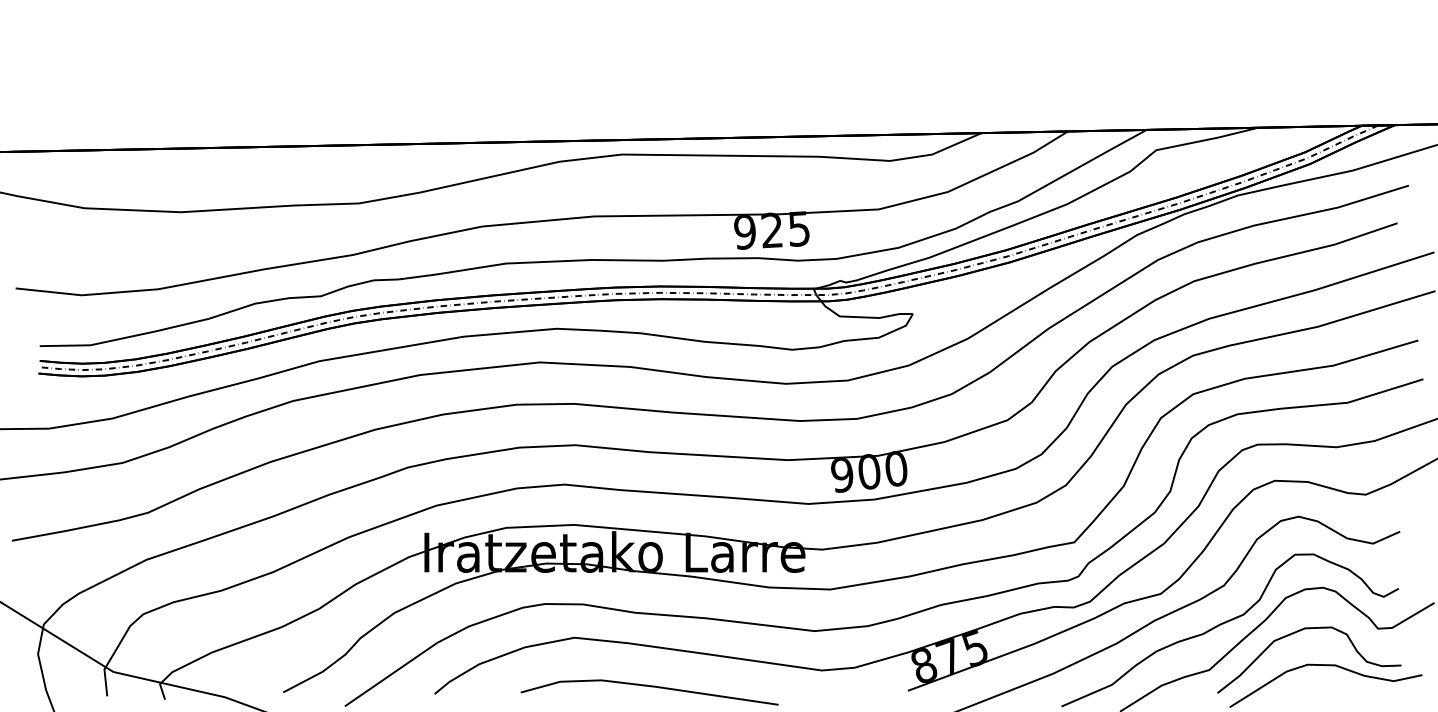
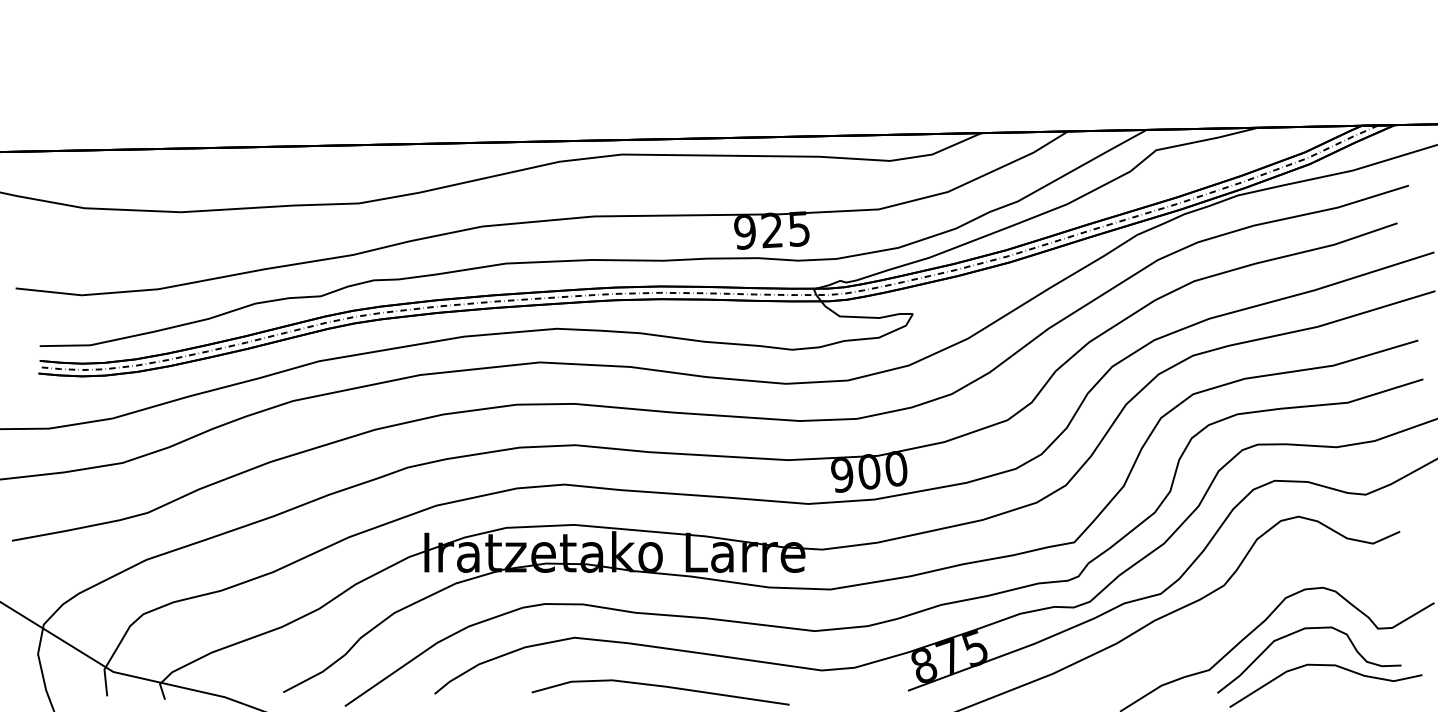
curve: present -> none (1228, 622)
line position: (650, 687) -> (661, 687) (661, 687)
